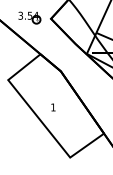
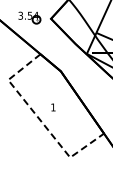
line: solid -> dashed (39, 118)
